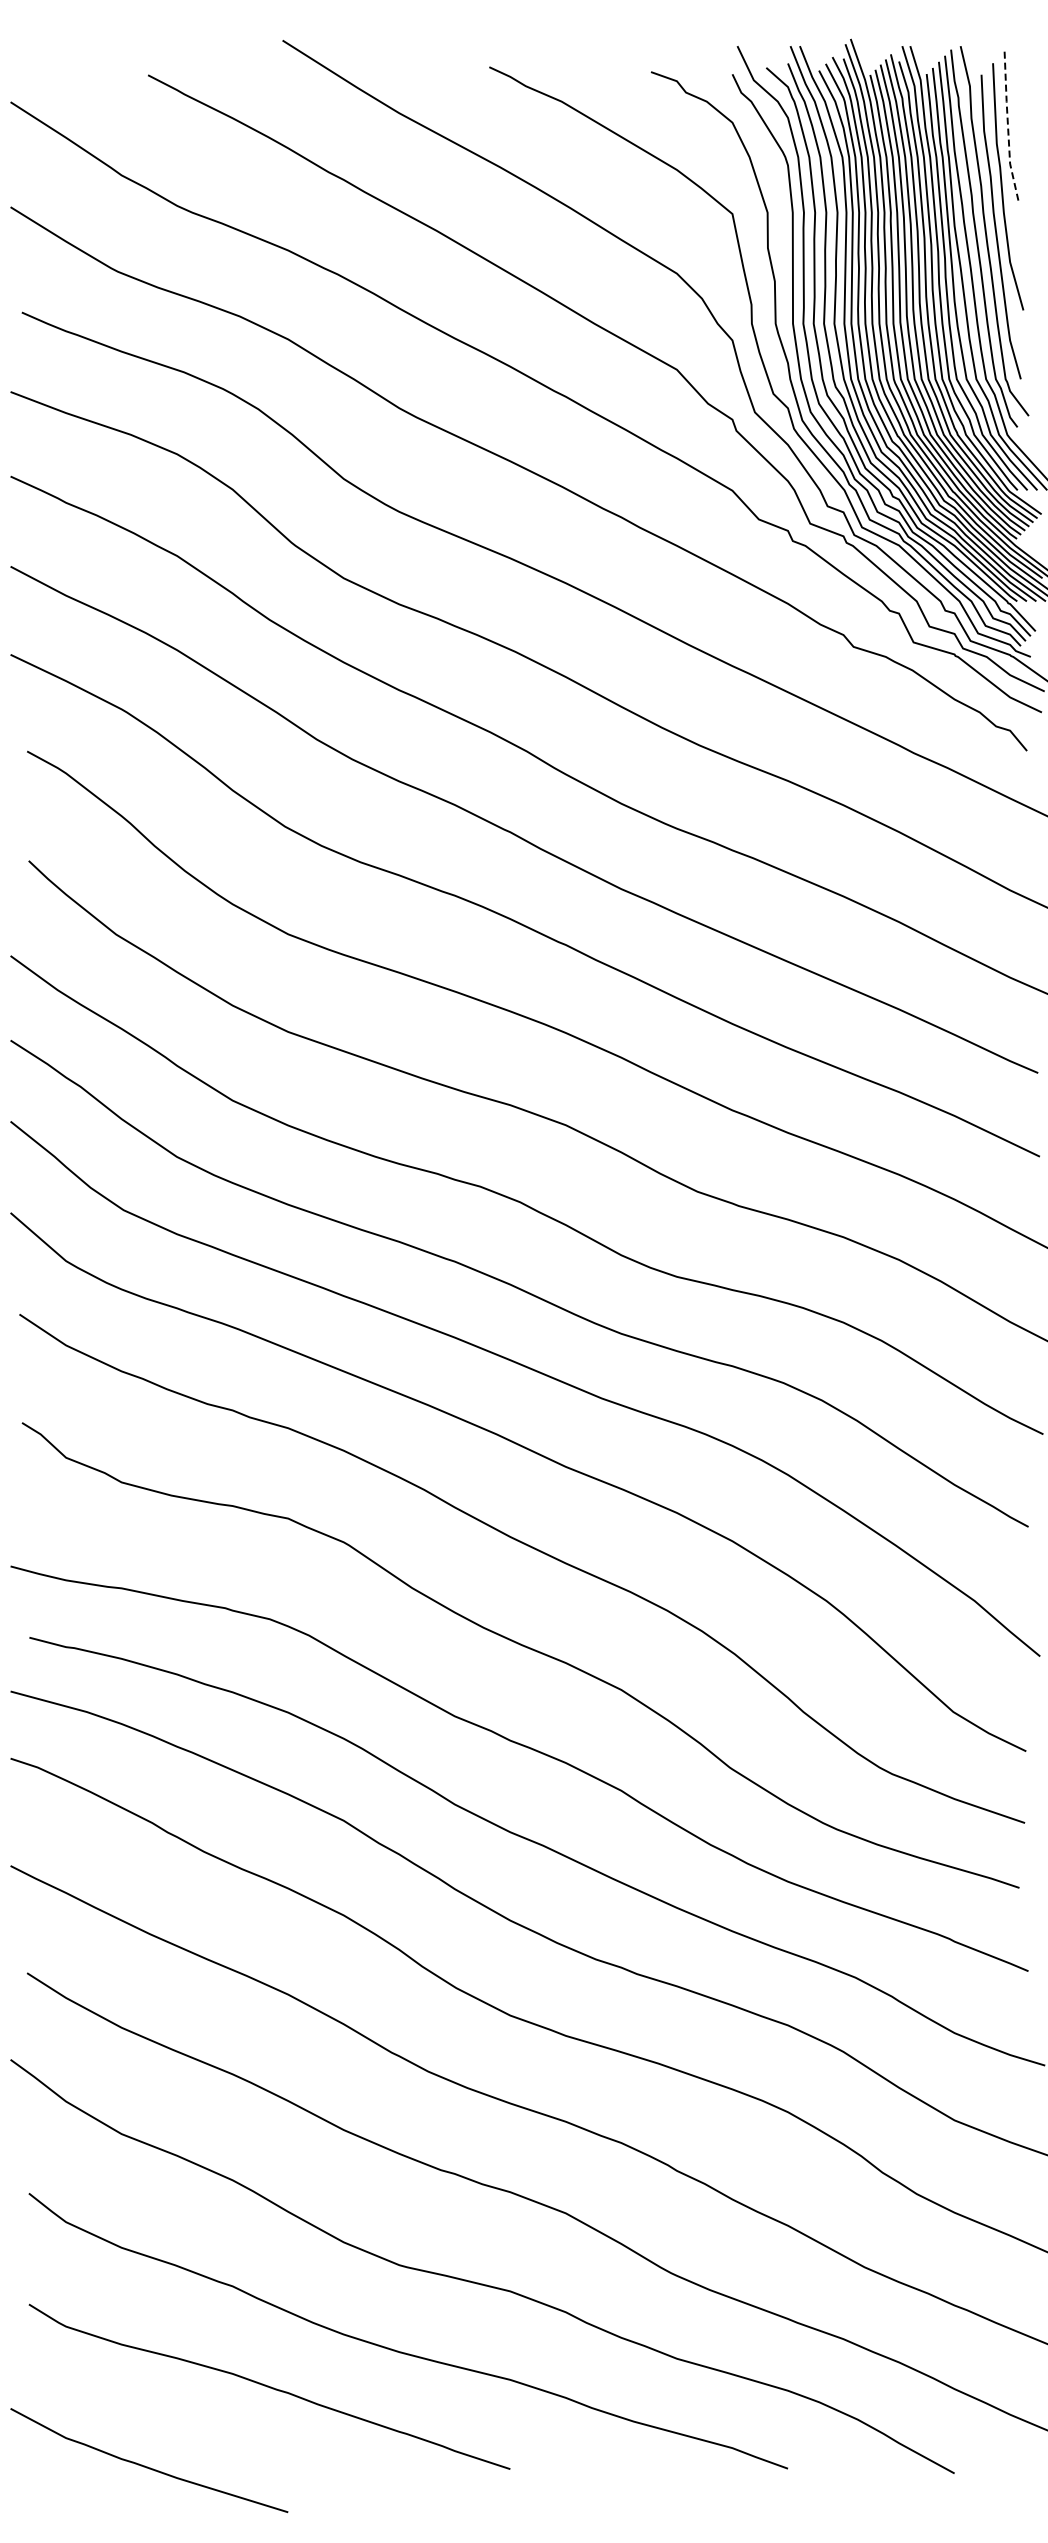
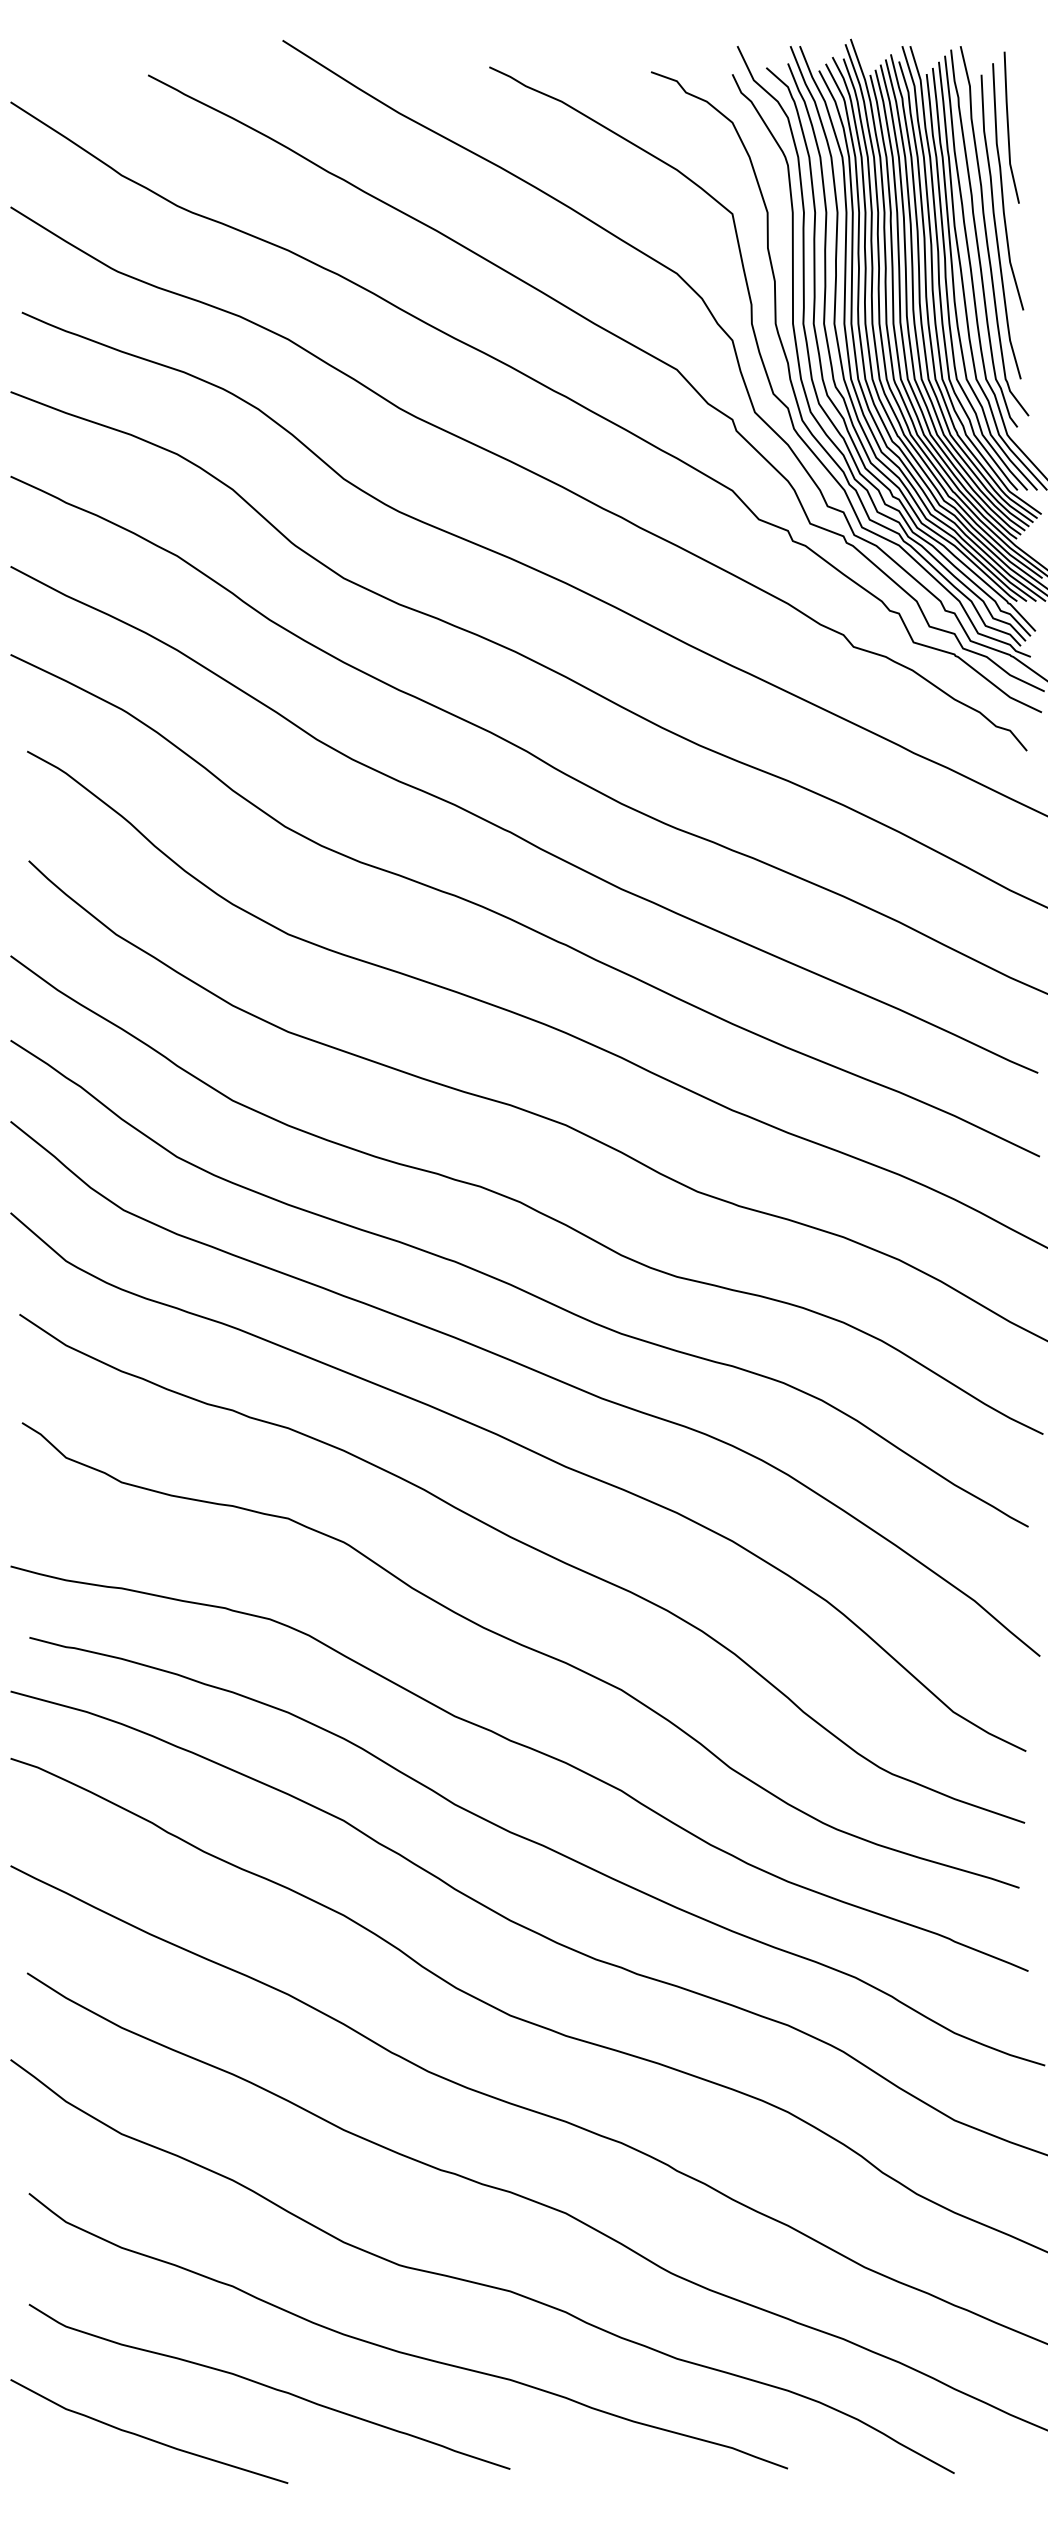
line: dashed -> solid (1008, 128)
curve position: (147, 2466) -> (147, 2437) (147, 2437)
